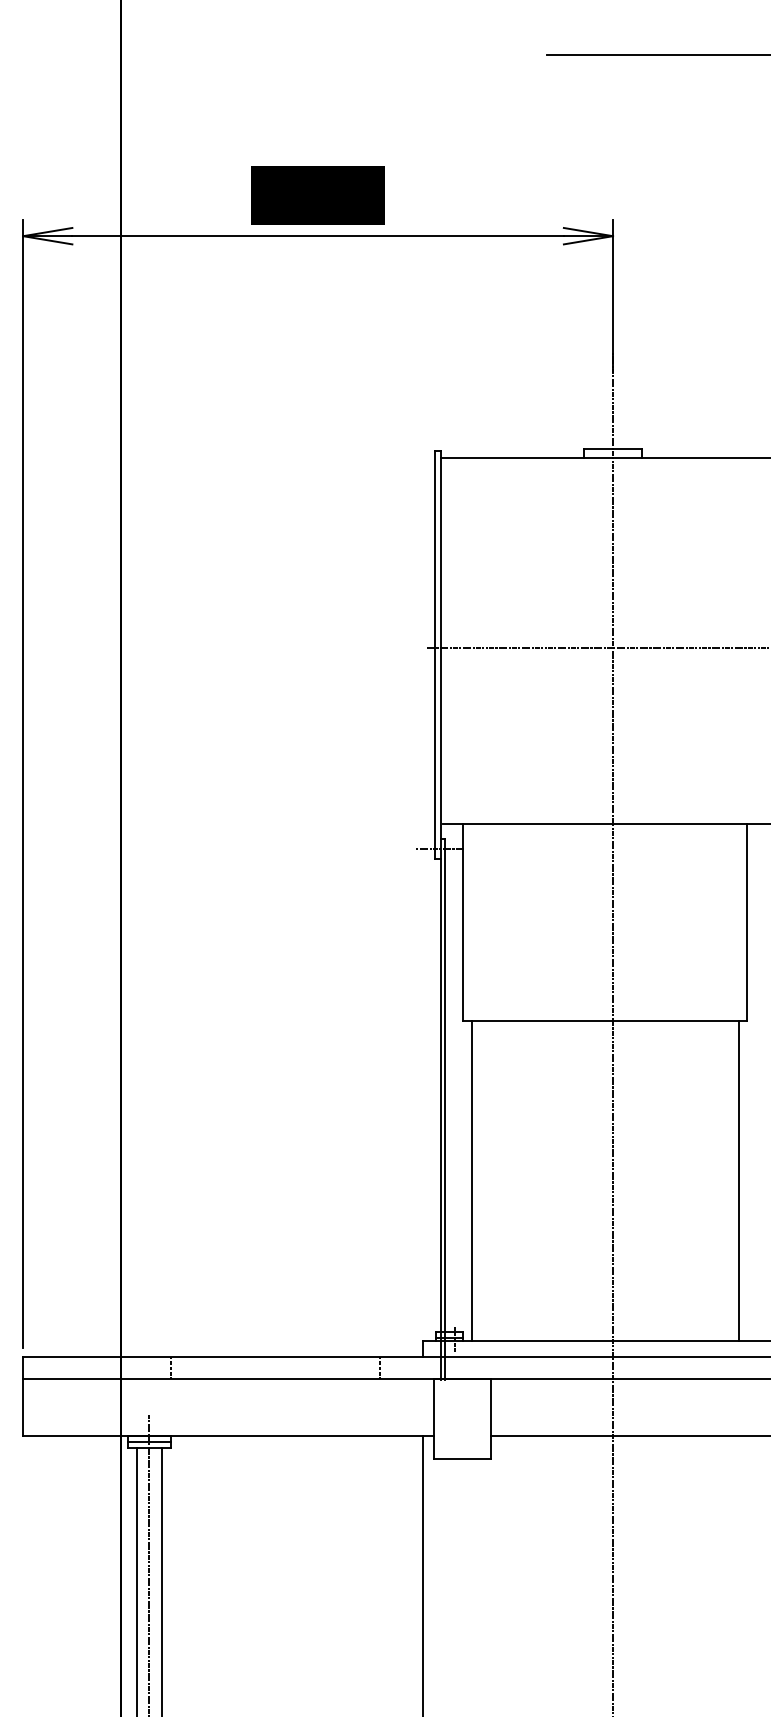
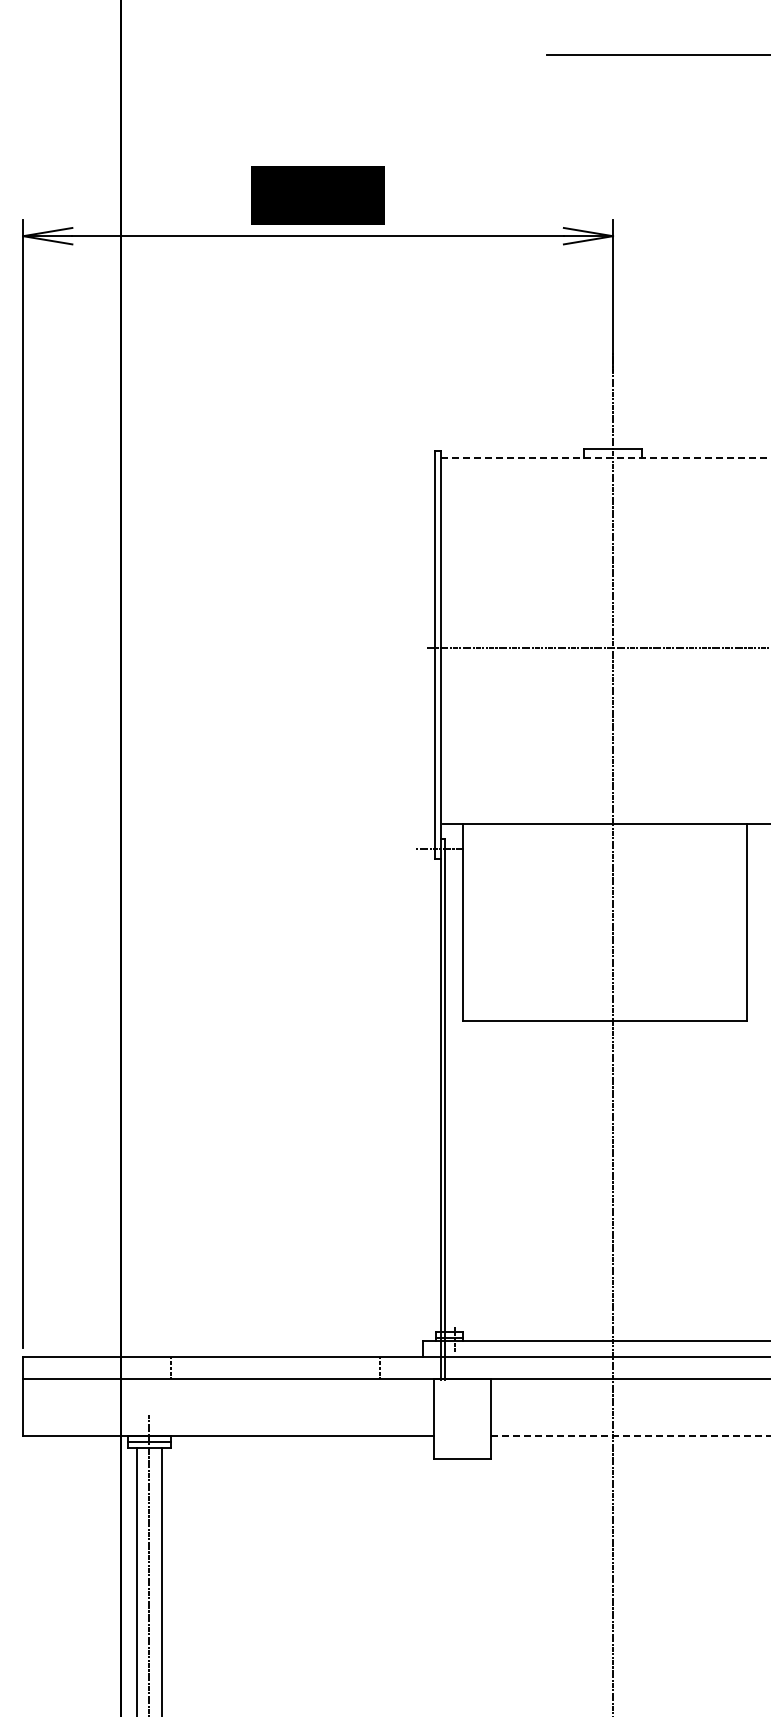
line: solid -> dashed (606, 457)
line: present -> none (471, 1180)
line: present -> none (738, 1180)
line: solid -> dashed (631, 1436)
line: present -> none (422, 1574)
